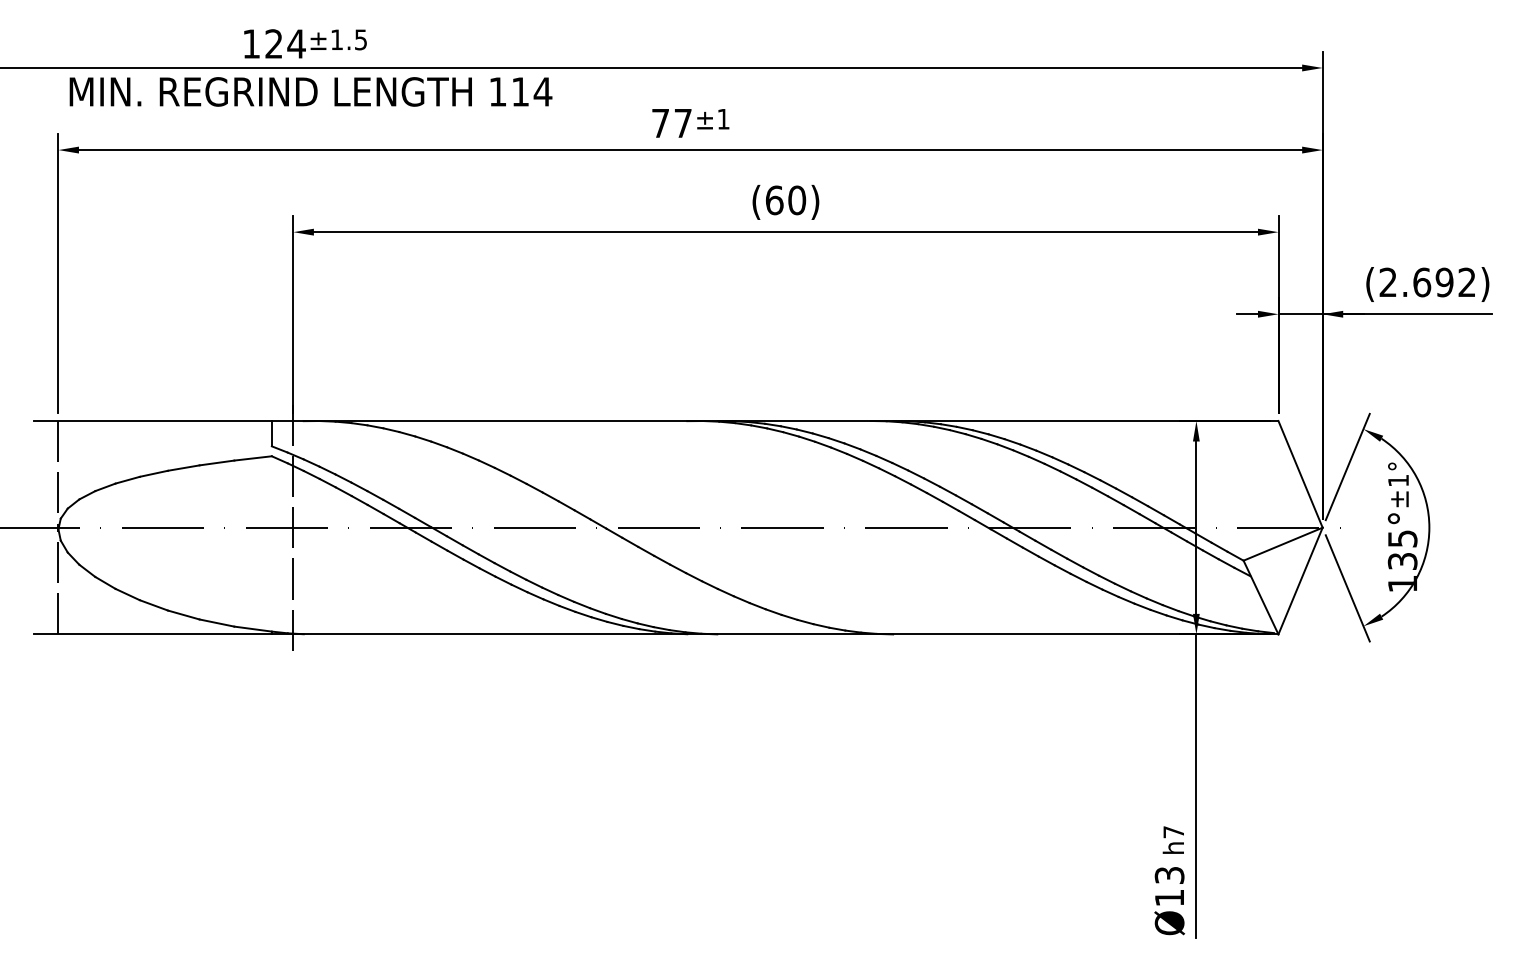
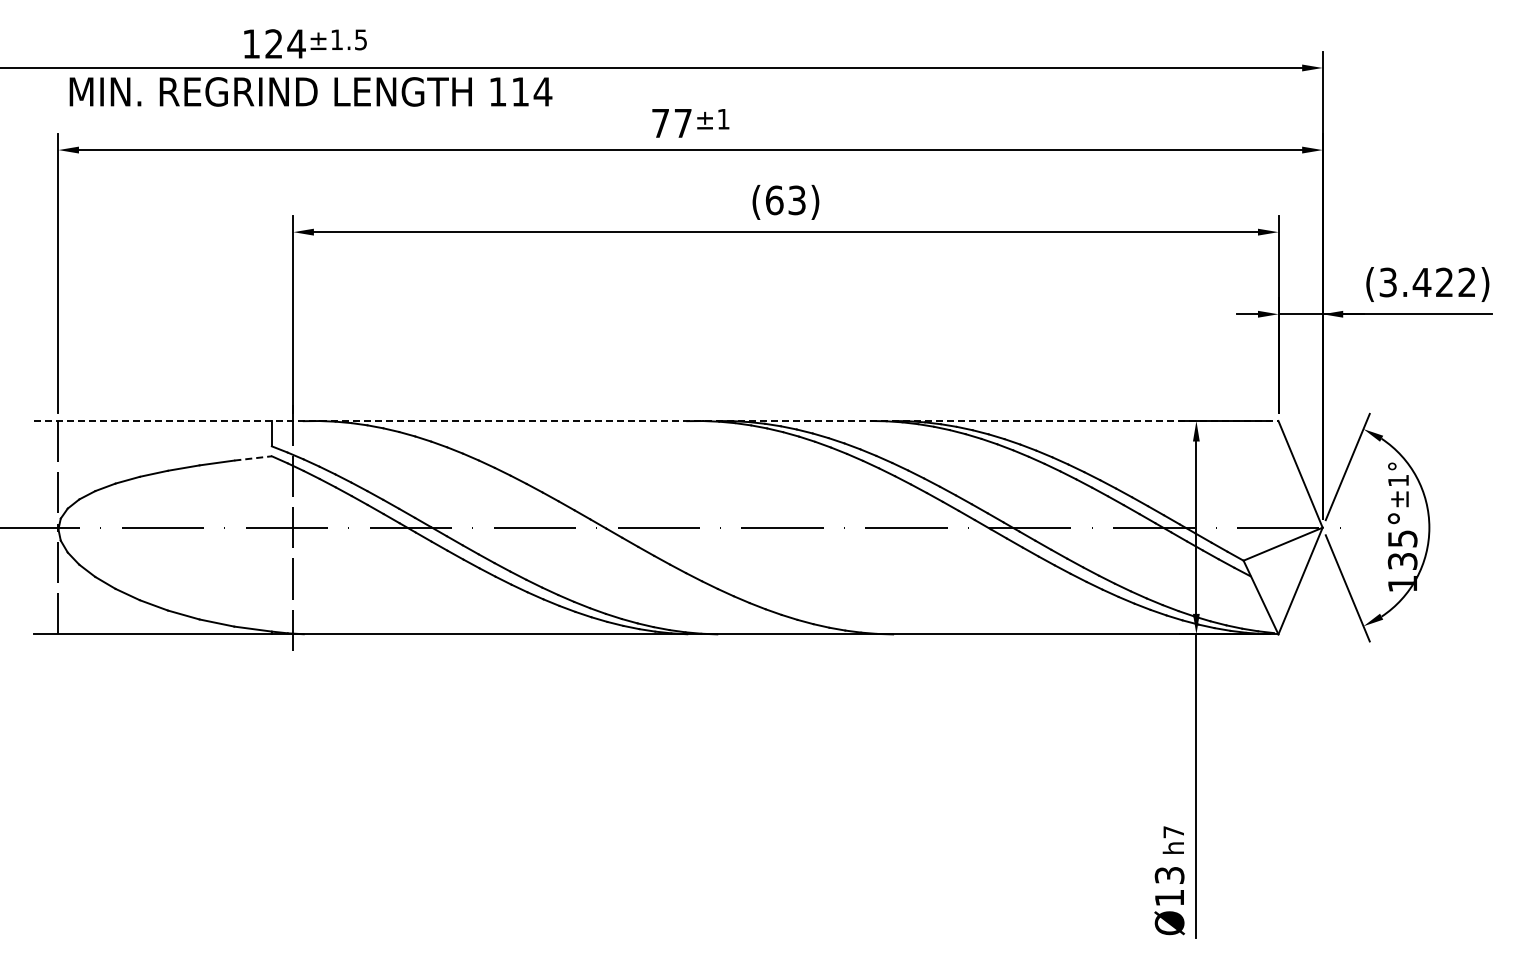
text: (60) -> (63) (797, 200)
text: (2.692) -> (3.422) (1416, 282)
line: solid -> dashed (656, 420)
line: solid -> dashed (253, 458)
